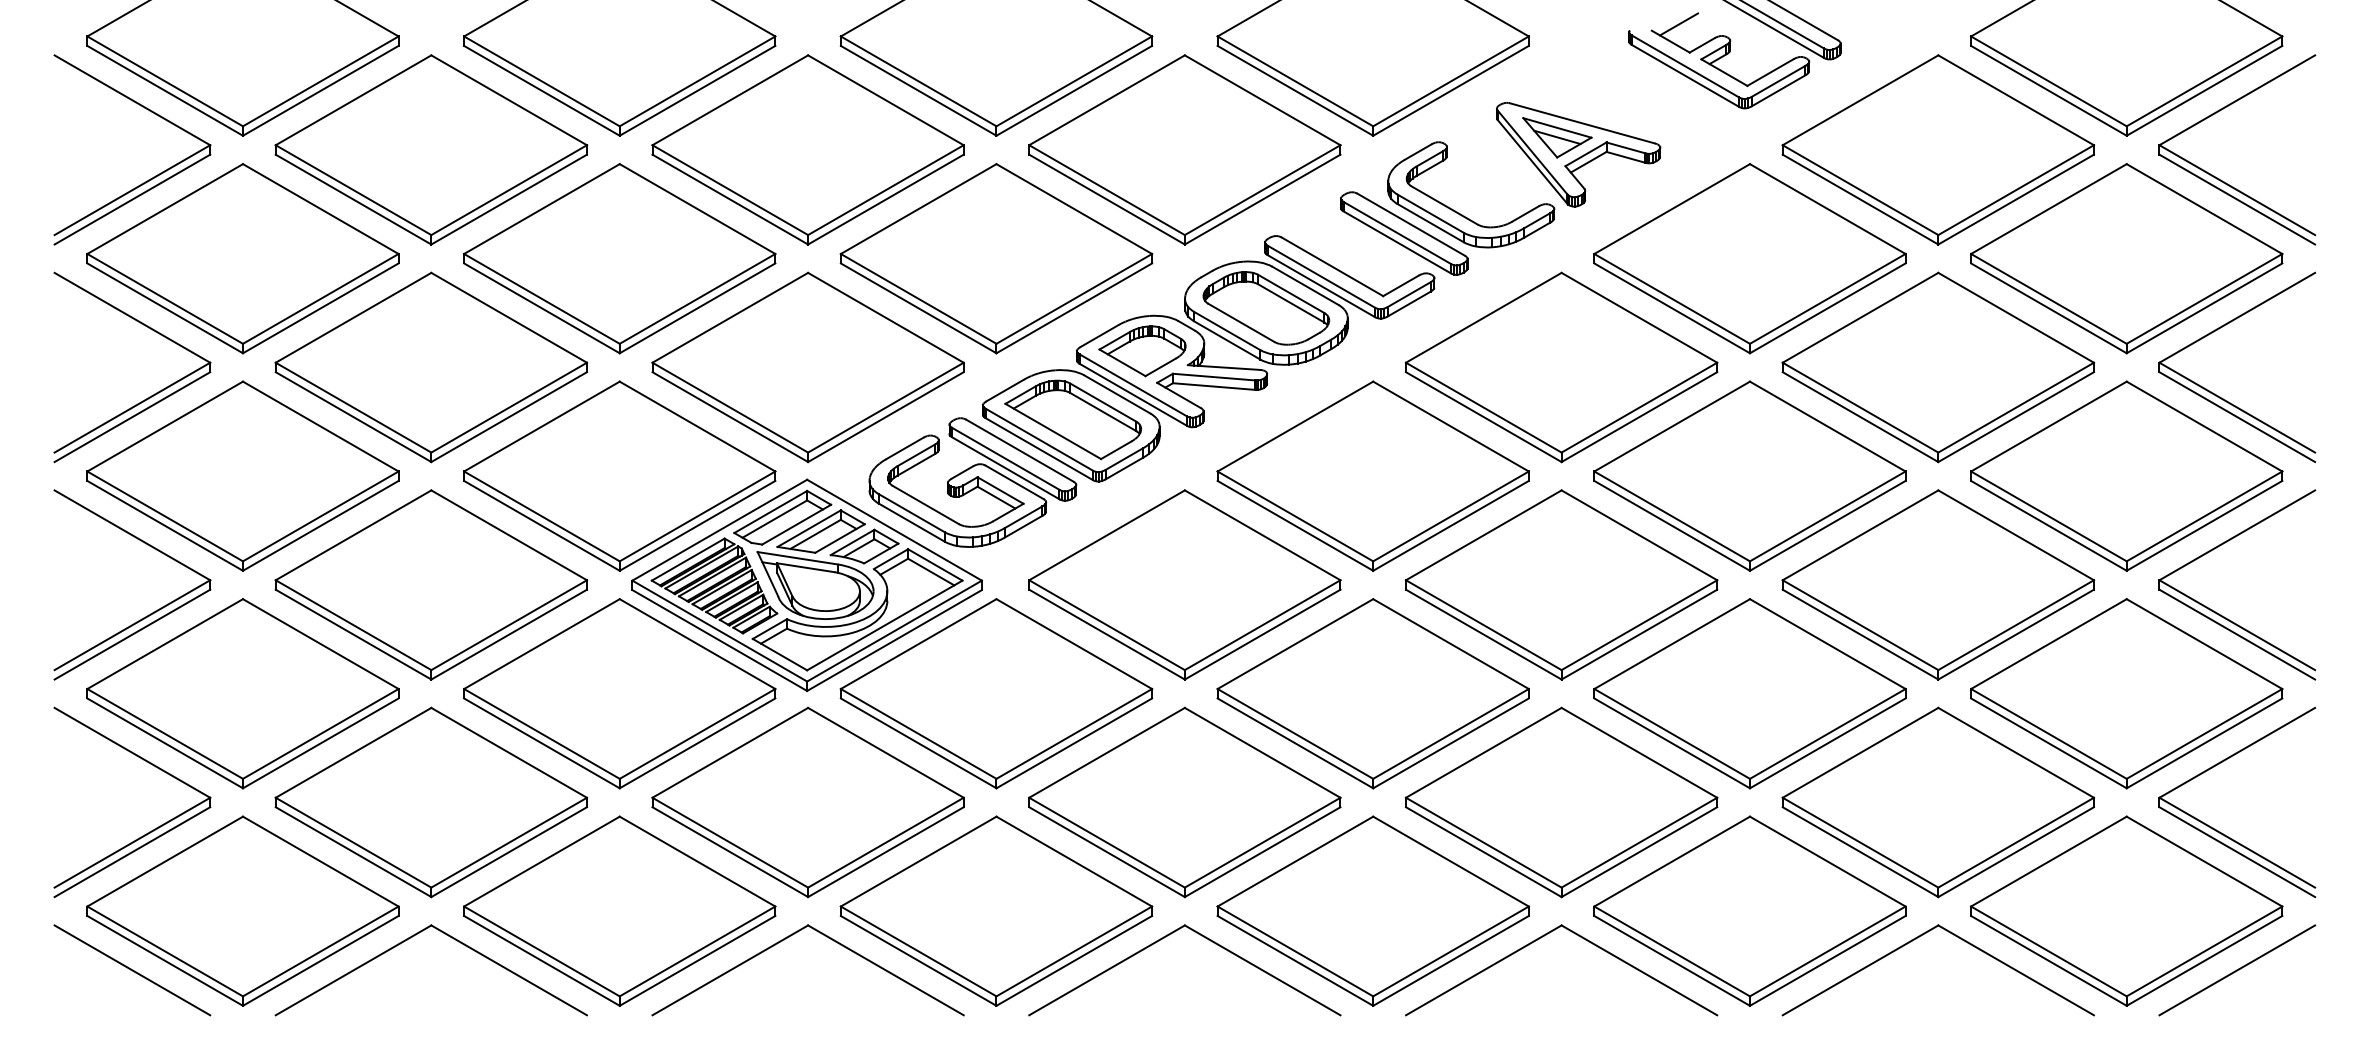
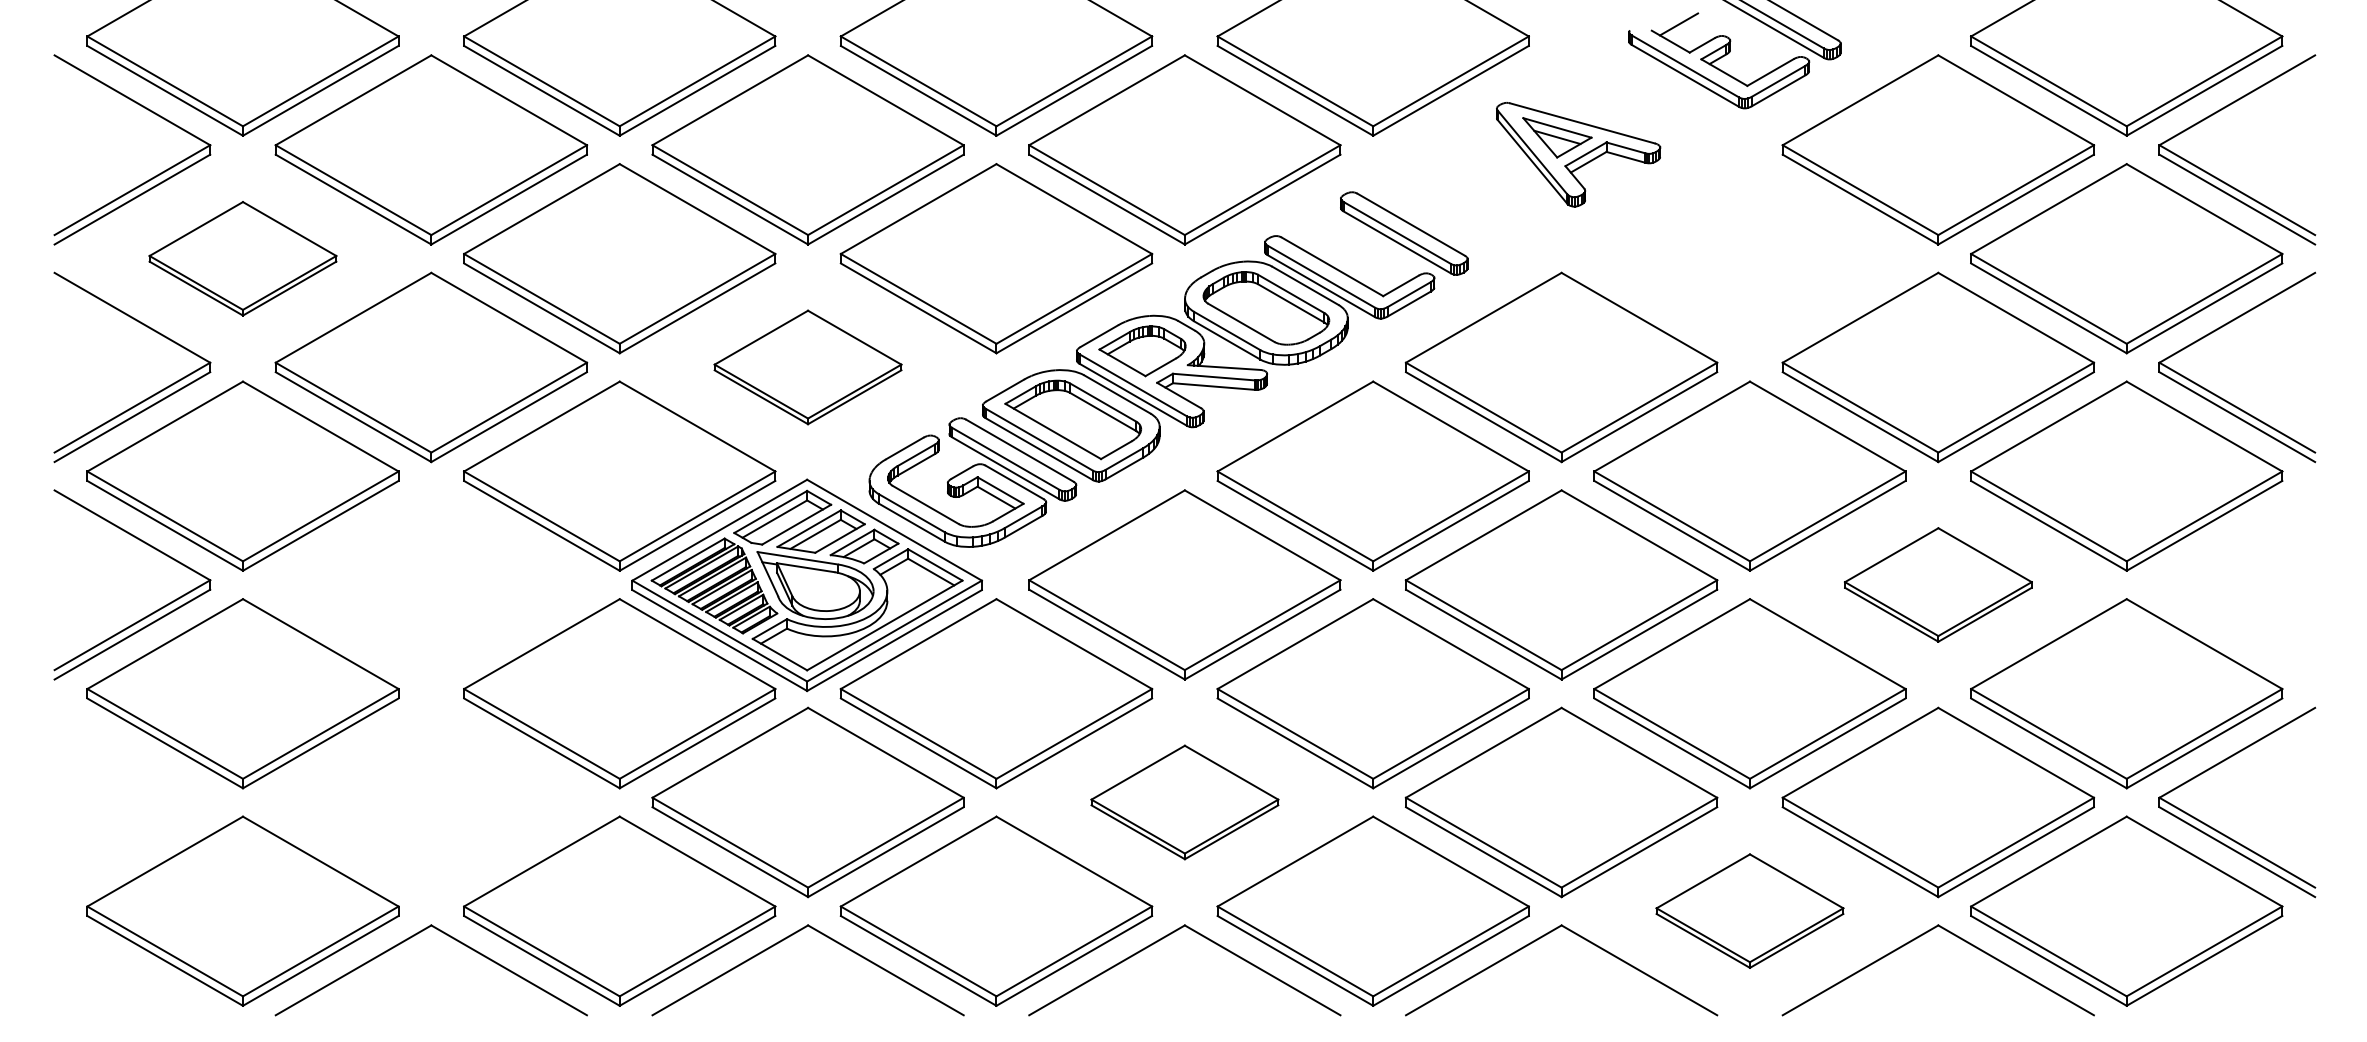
part: present -> none (1462, 214)
part size: 314x192 px -> 190x116 px (242, 258)
part: present -> none (1749, 258)
part size: 314x193 px -> 190x117 px (807, 367)
part: present -> none (431, 584)
part size: 315x192 px -> 189x116 px (1938, 584)
part: present -> none (2219, 613)
part: present -> none (431, 802)
part size: 314x193 px -> 190x117 px (1184, 802)
part: present -> none (147, 832)
part size: 314x192 px -> 190x116 px (1749, 910)
line: present -> none (132, 970)
line: present -> none (2237, 970)
